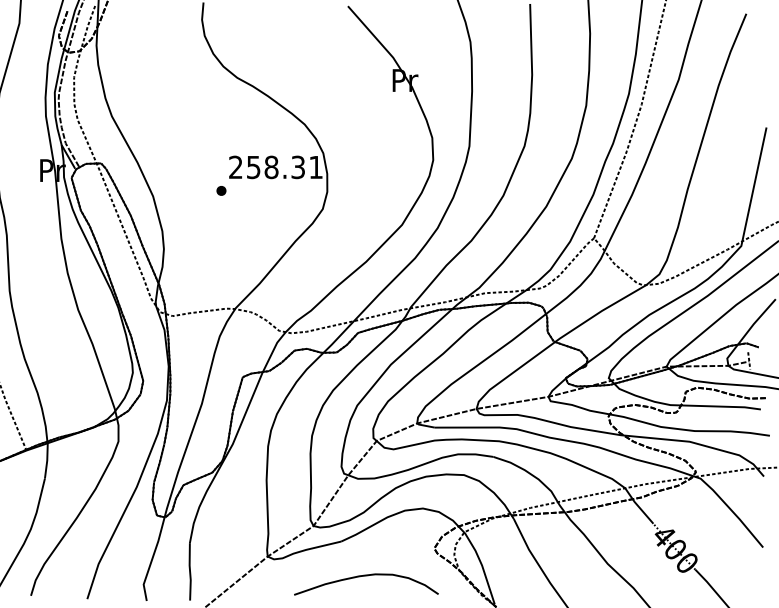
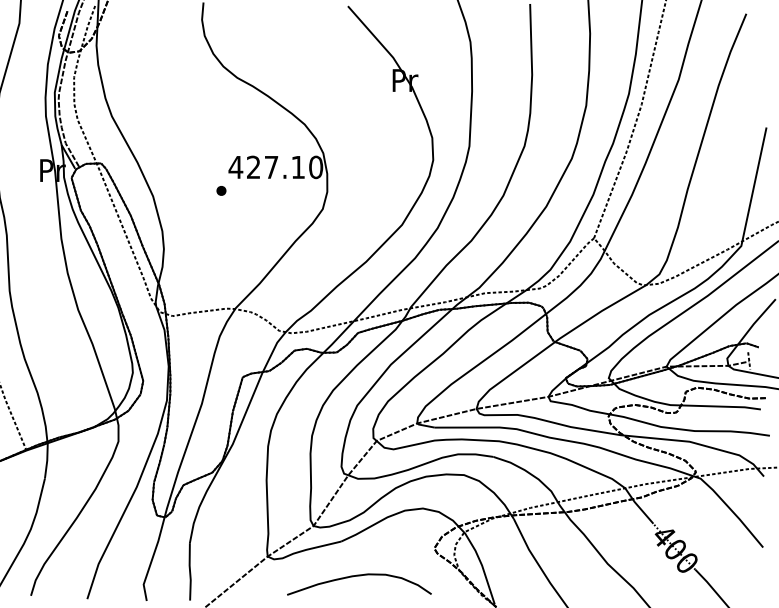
text: 258.31 -> 427.10 (275, 167)
curve position: (366, 576) -> (359, 576) (359, 576)
